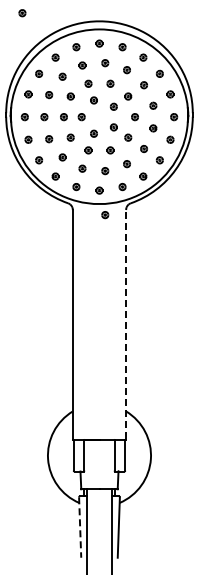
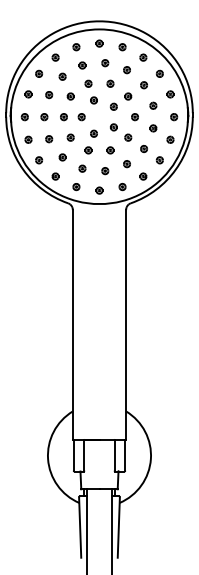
part: present -> none (22, 13)
part: present -> none (105, 215)
line: dashed -> solid (126, 324)
line: dashed -> solid (80, 528)
